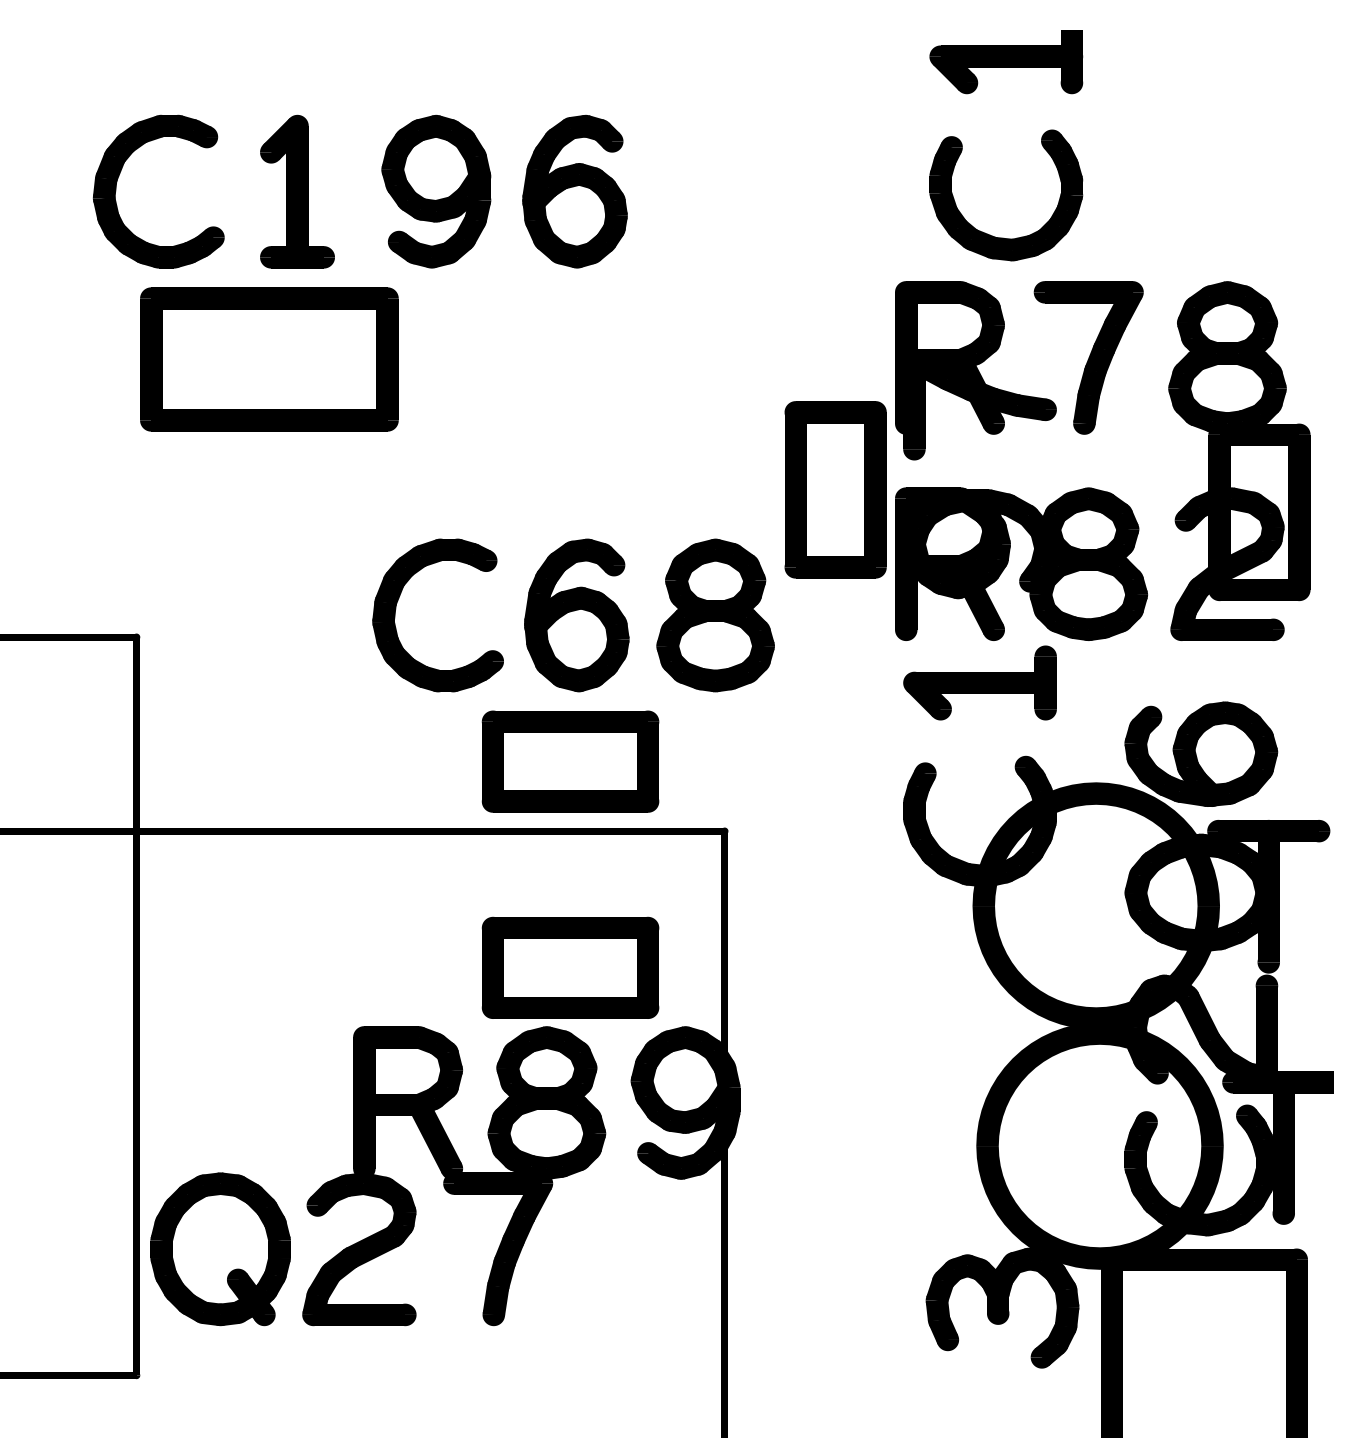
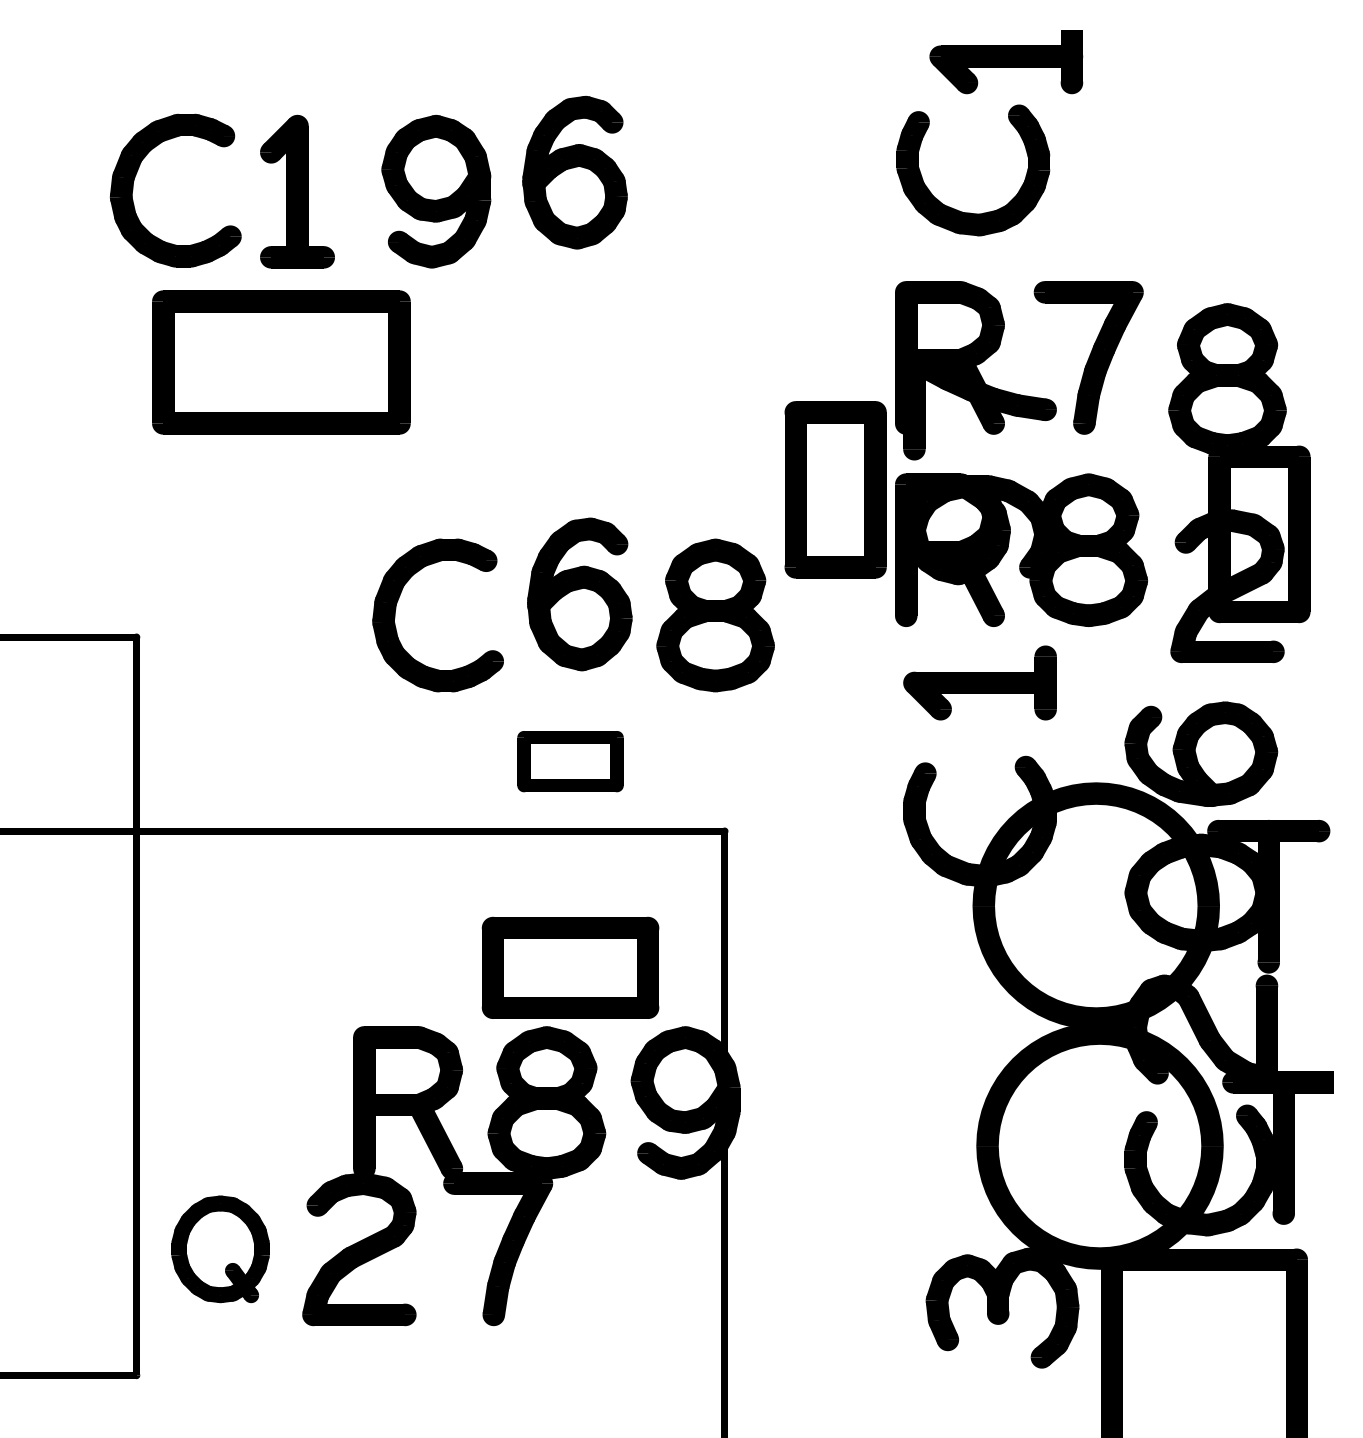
part position: (119, 176) -> (136, 175) (136, 175)
part position: (574, 191) -> (574, 172) (574, 172)
part position: (1003, 237) -> (970, 212) (970, 212)
part position: (269, 359) -> (281, 362) (281, 362)
part position: (1239, 460) -> (1239, 482) (1239, 482)
part position: (1026, 567) -> (1026, 553) (1026, 553)
part position: (576, 615) -> (579, 594) (579, 594)
part size: 179x103 px -> 107x62 px (570, 761)
part size: 141x155 px -> 99x109 px (220, 1249)
